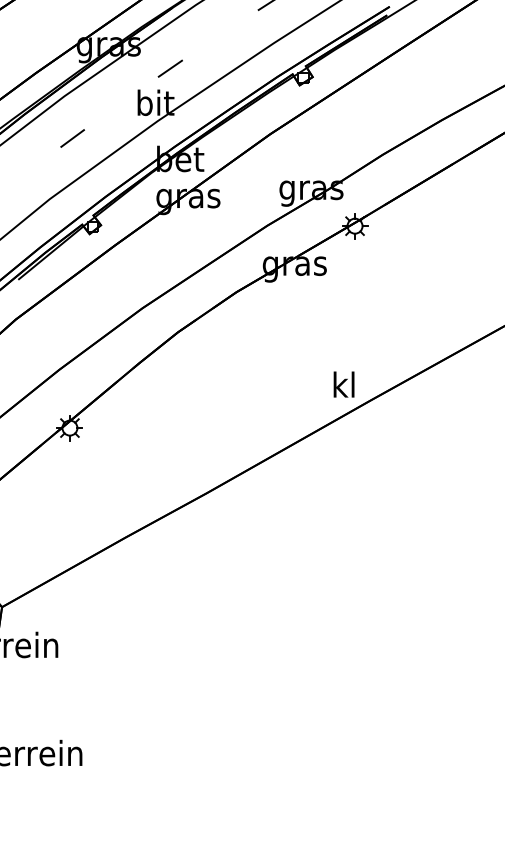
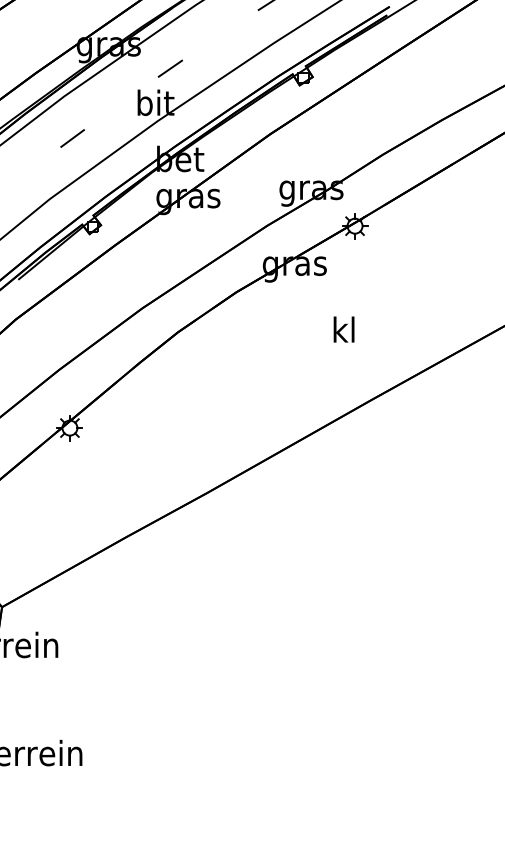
text position: (343, 384) -> (343, 329) (343, 329)
